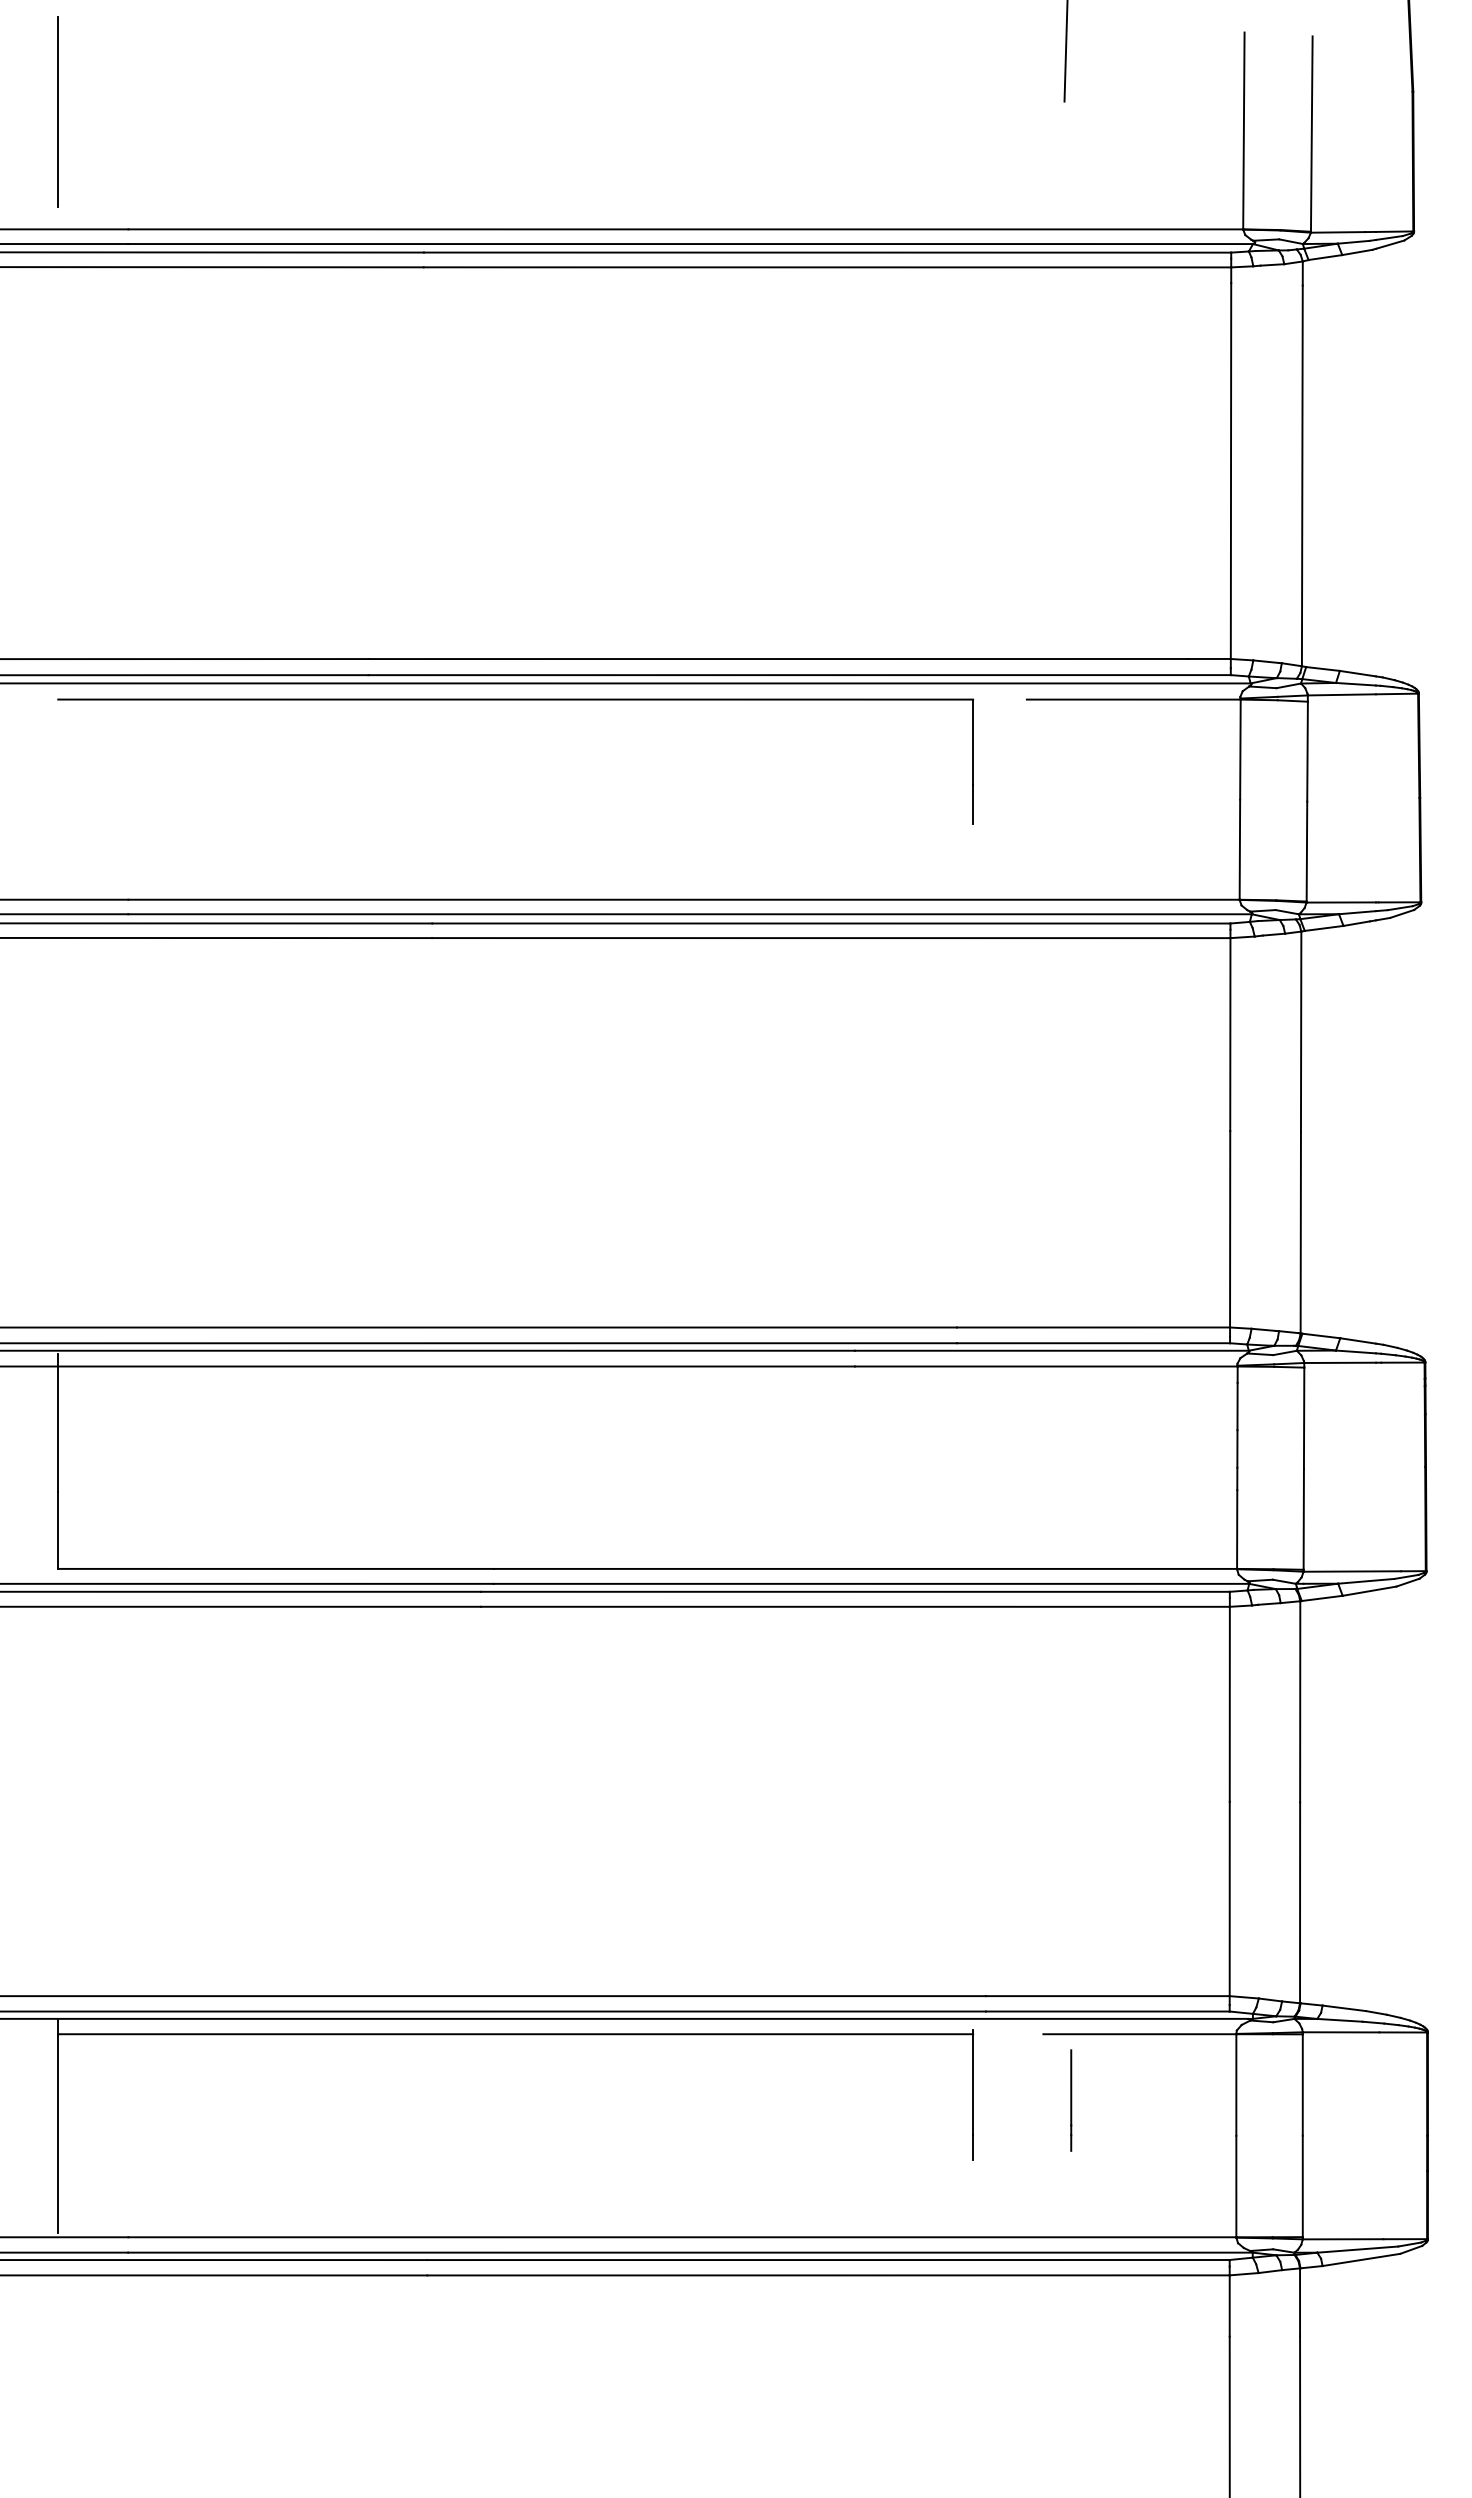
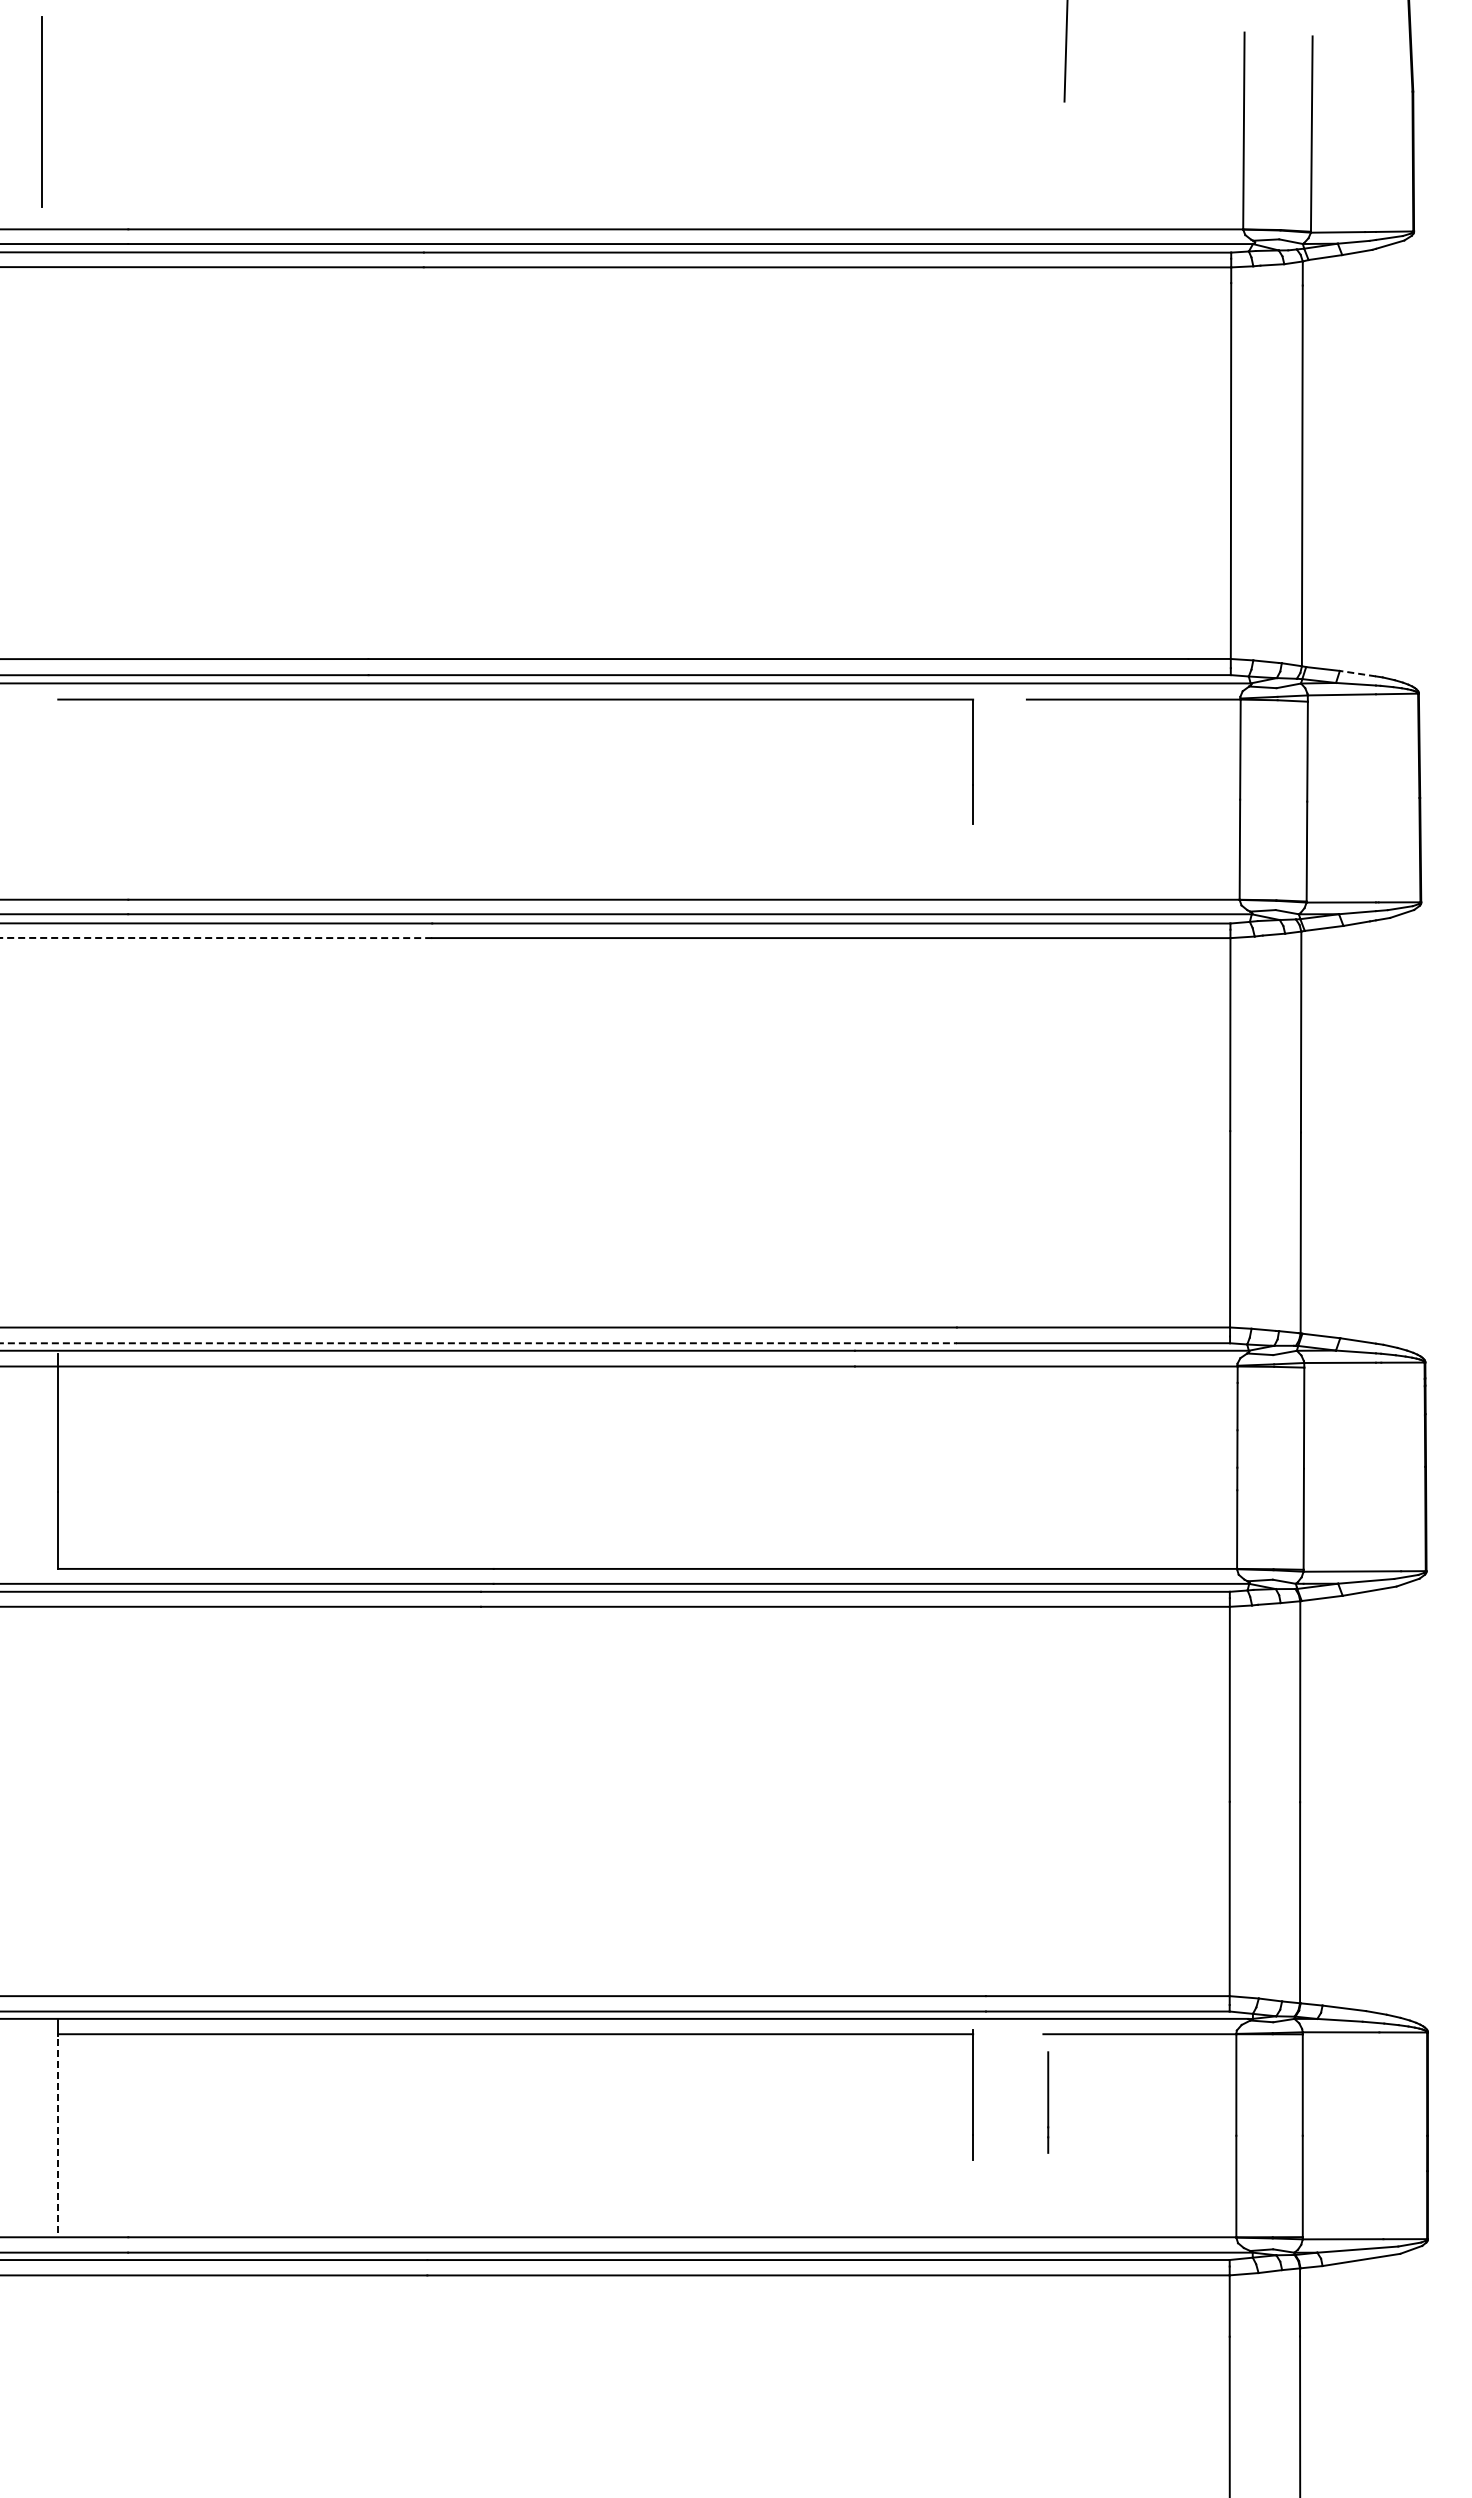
line position: (57, 111) -> (41, 111) (41, 111)
line: solid -> dashed (1357, 673)
line: solid -> dashed (216, 938)
line: solid -> dashed (479, 1343)
line position: (1071, 2100) -> (1048, 2102) (1048, 2102)
line: solid -> dashed (58, 2134)
